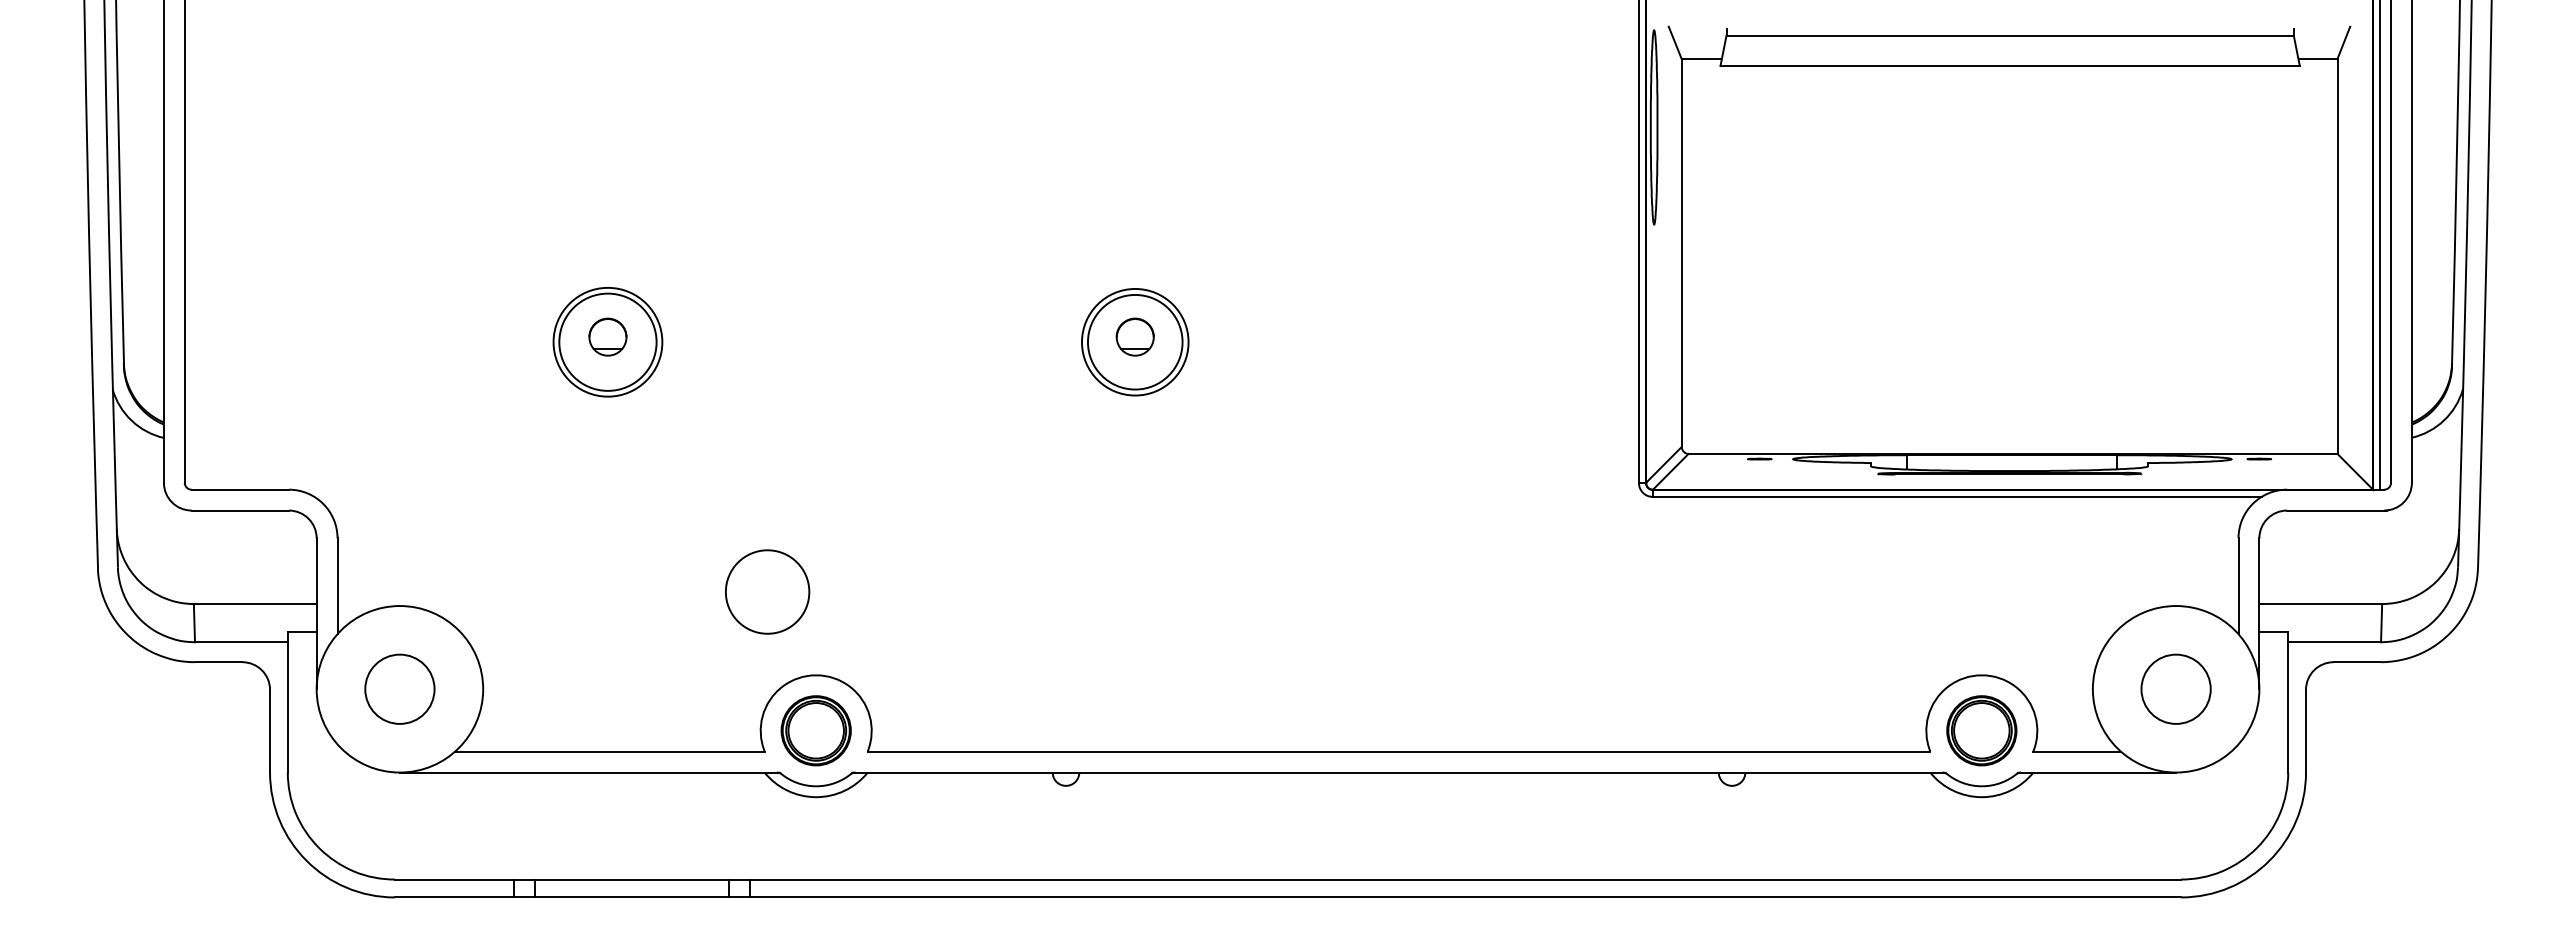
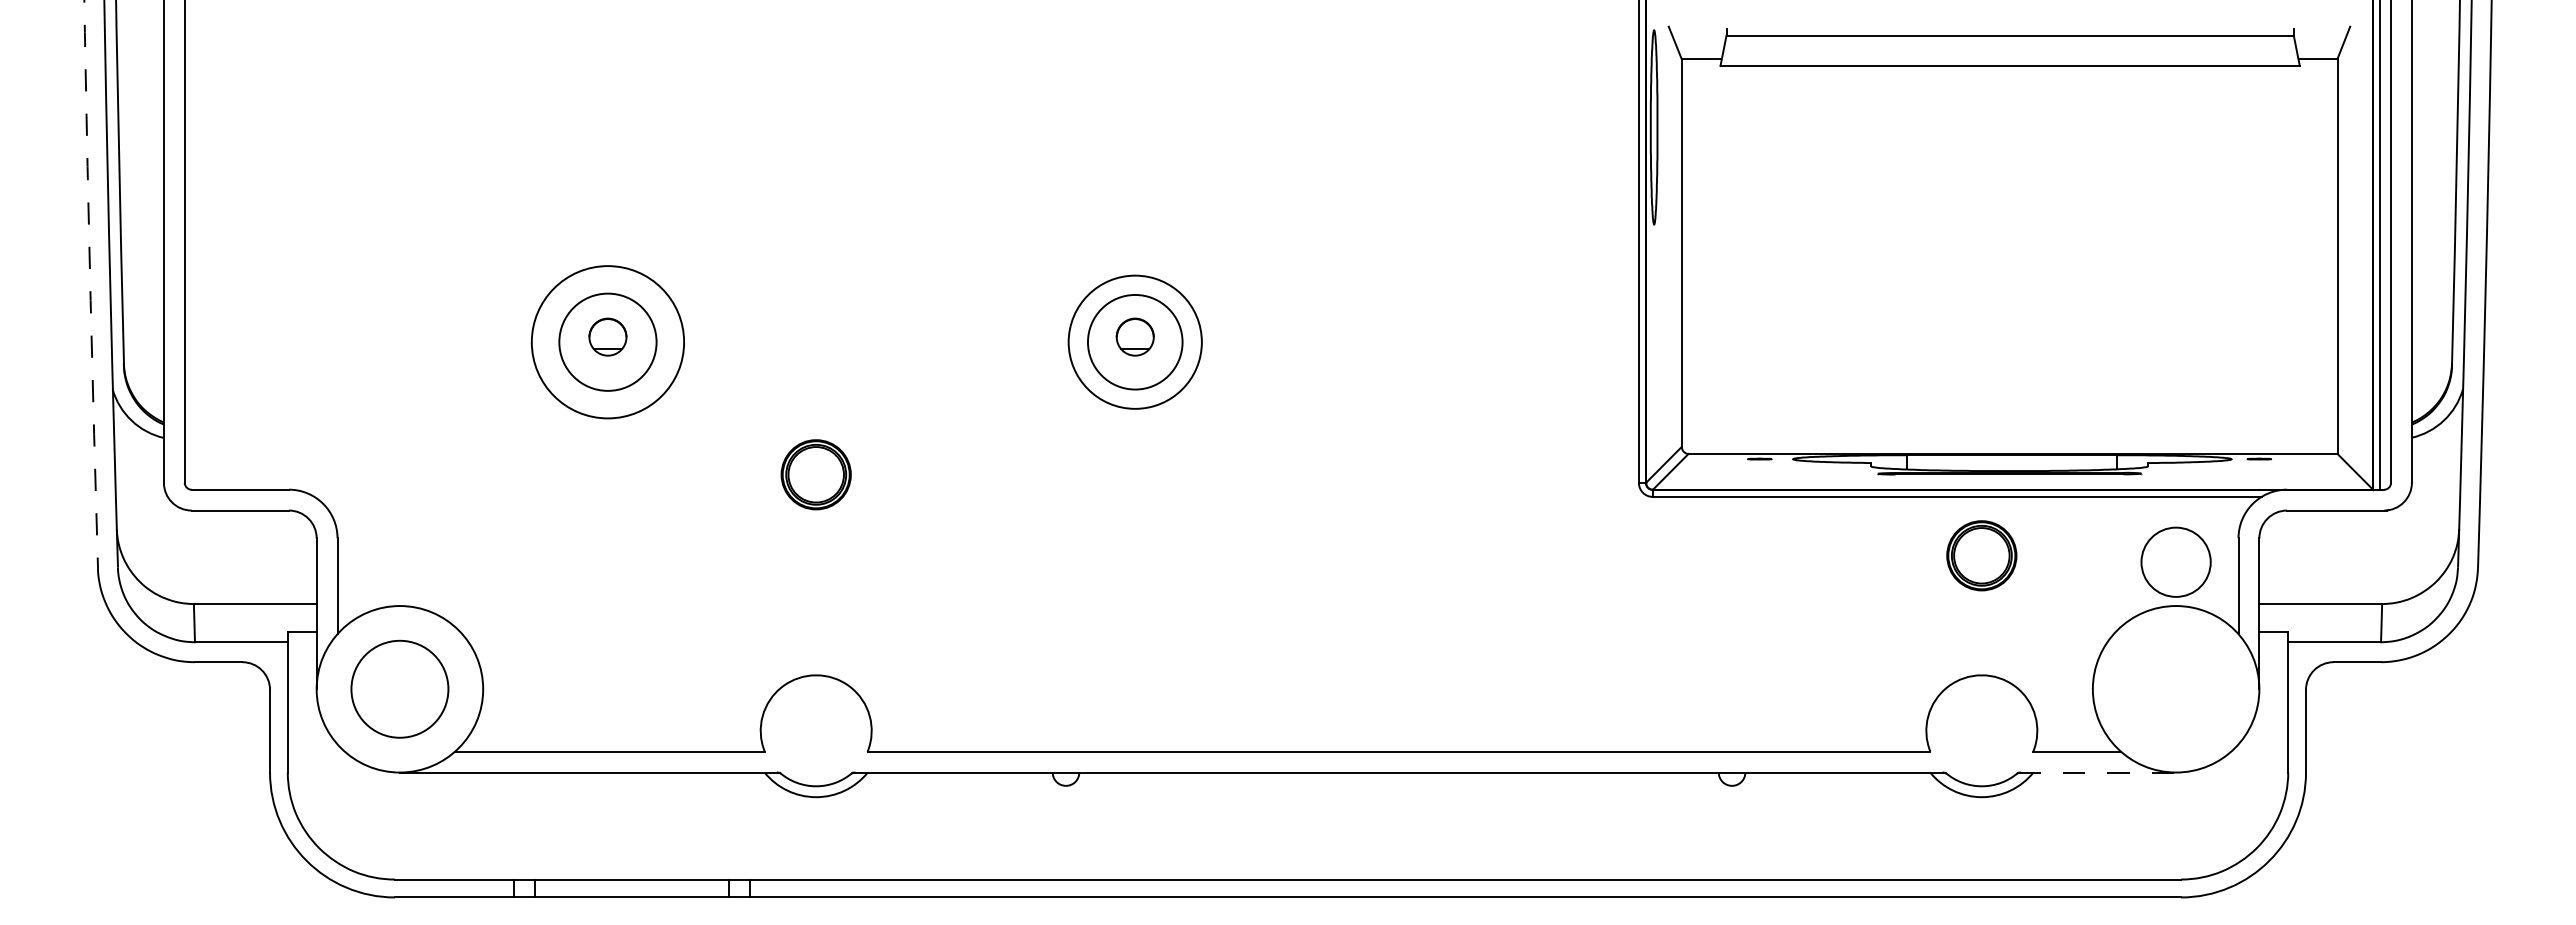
arc: solid -> dashed (90, 284)
circle diameter: 109 px -> 152 px (607, 342)
circle diameter: 107 px -> 133 px (1134, 341)
circle: present -> none (767, 591)
circle diameter: 69 px -> 97 px (399, 688)
circle position: (2175, 688) -> (2175, 561) (2175, 561)
part position: (815, 730) -> (815, 474) (815, 474)
part position: (1981, 730) -> (1981, 555) (1981, 555)
line: solid -> dashed (2097, 772)
